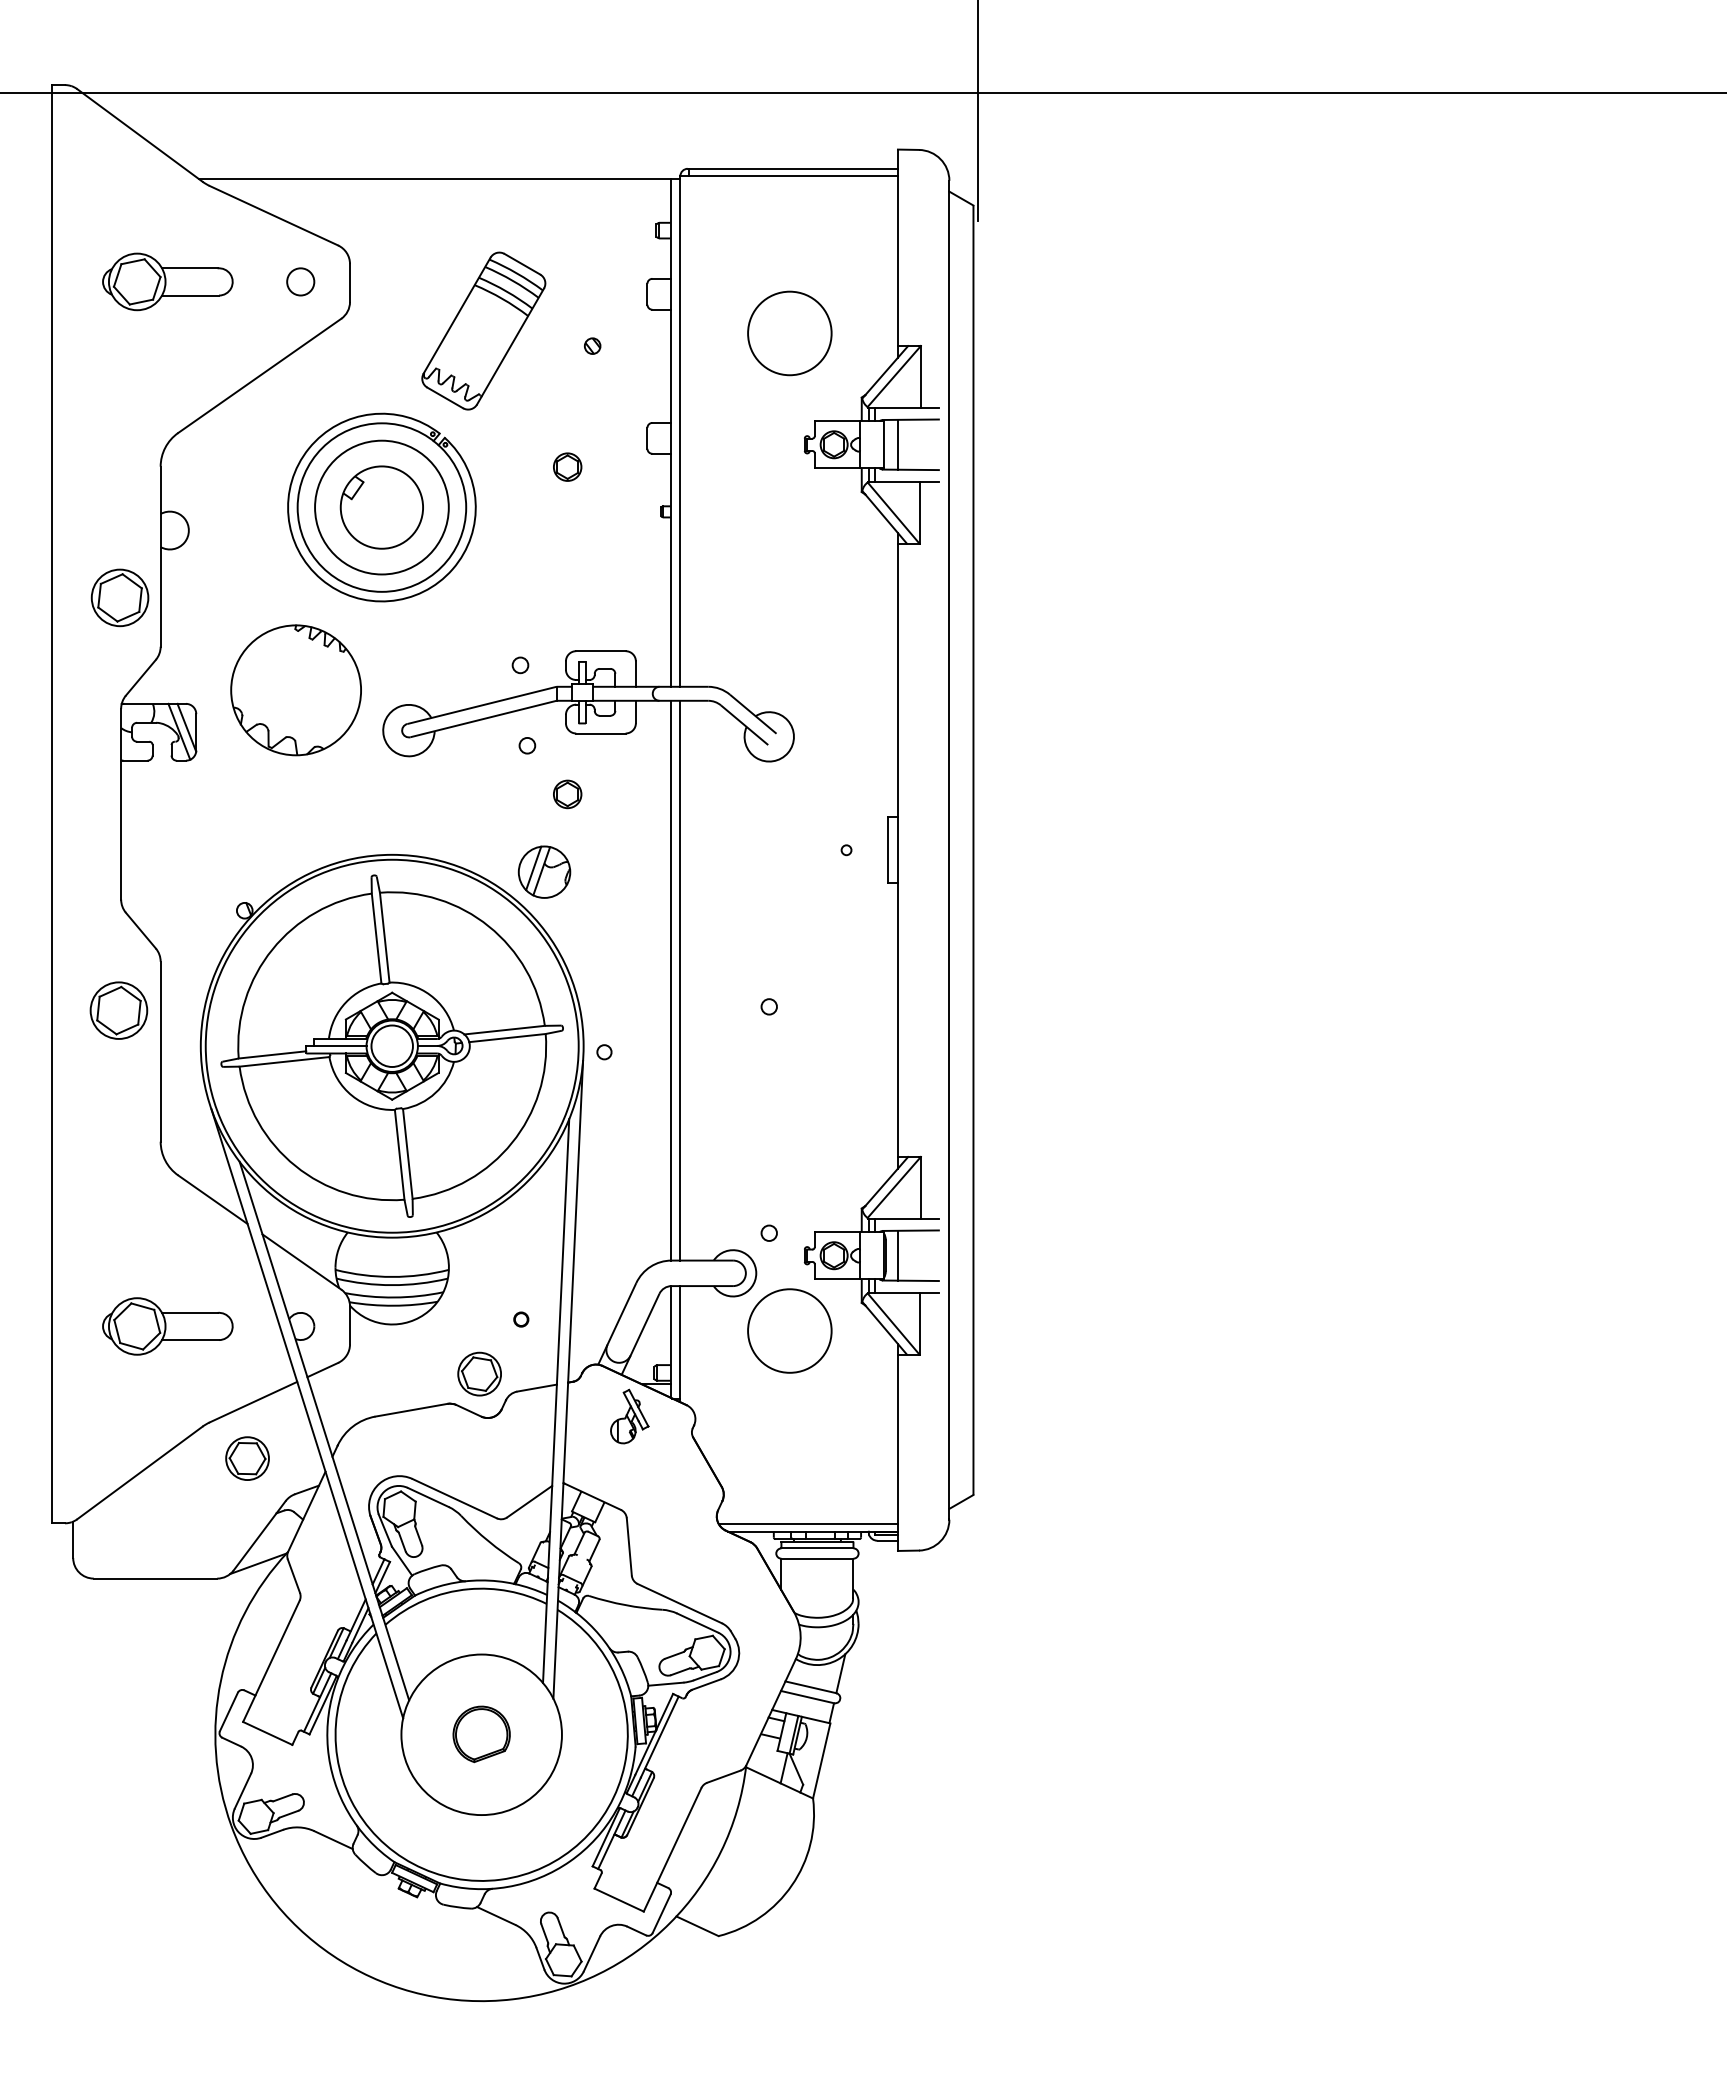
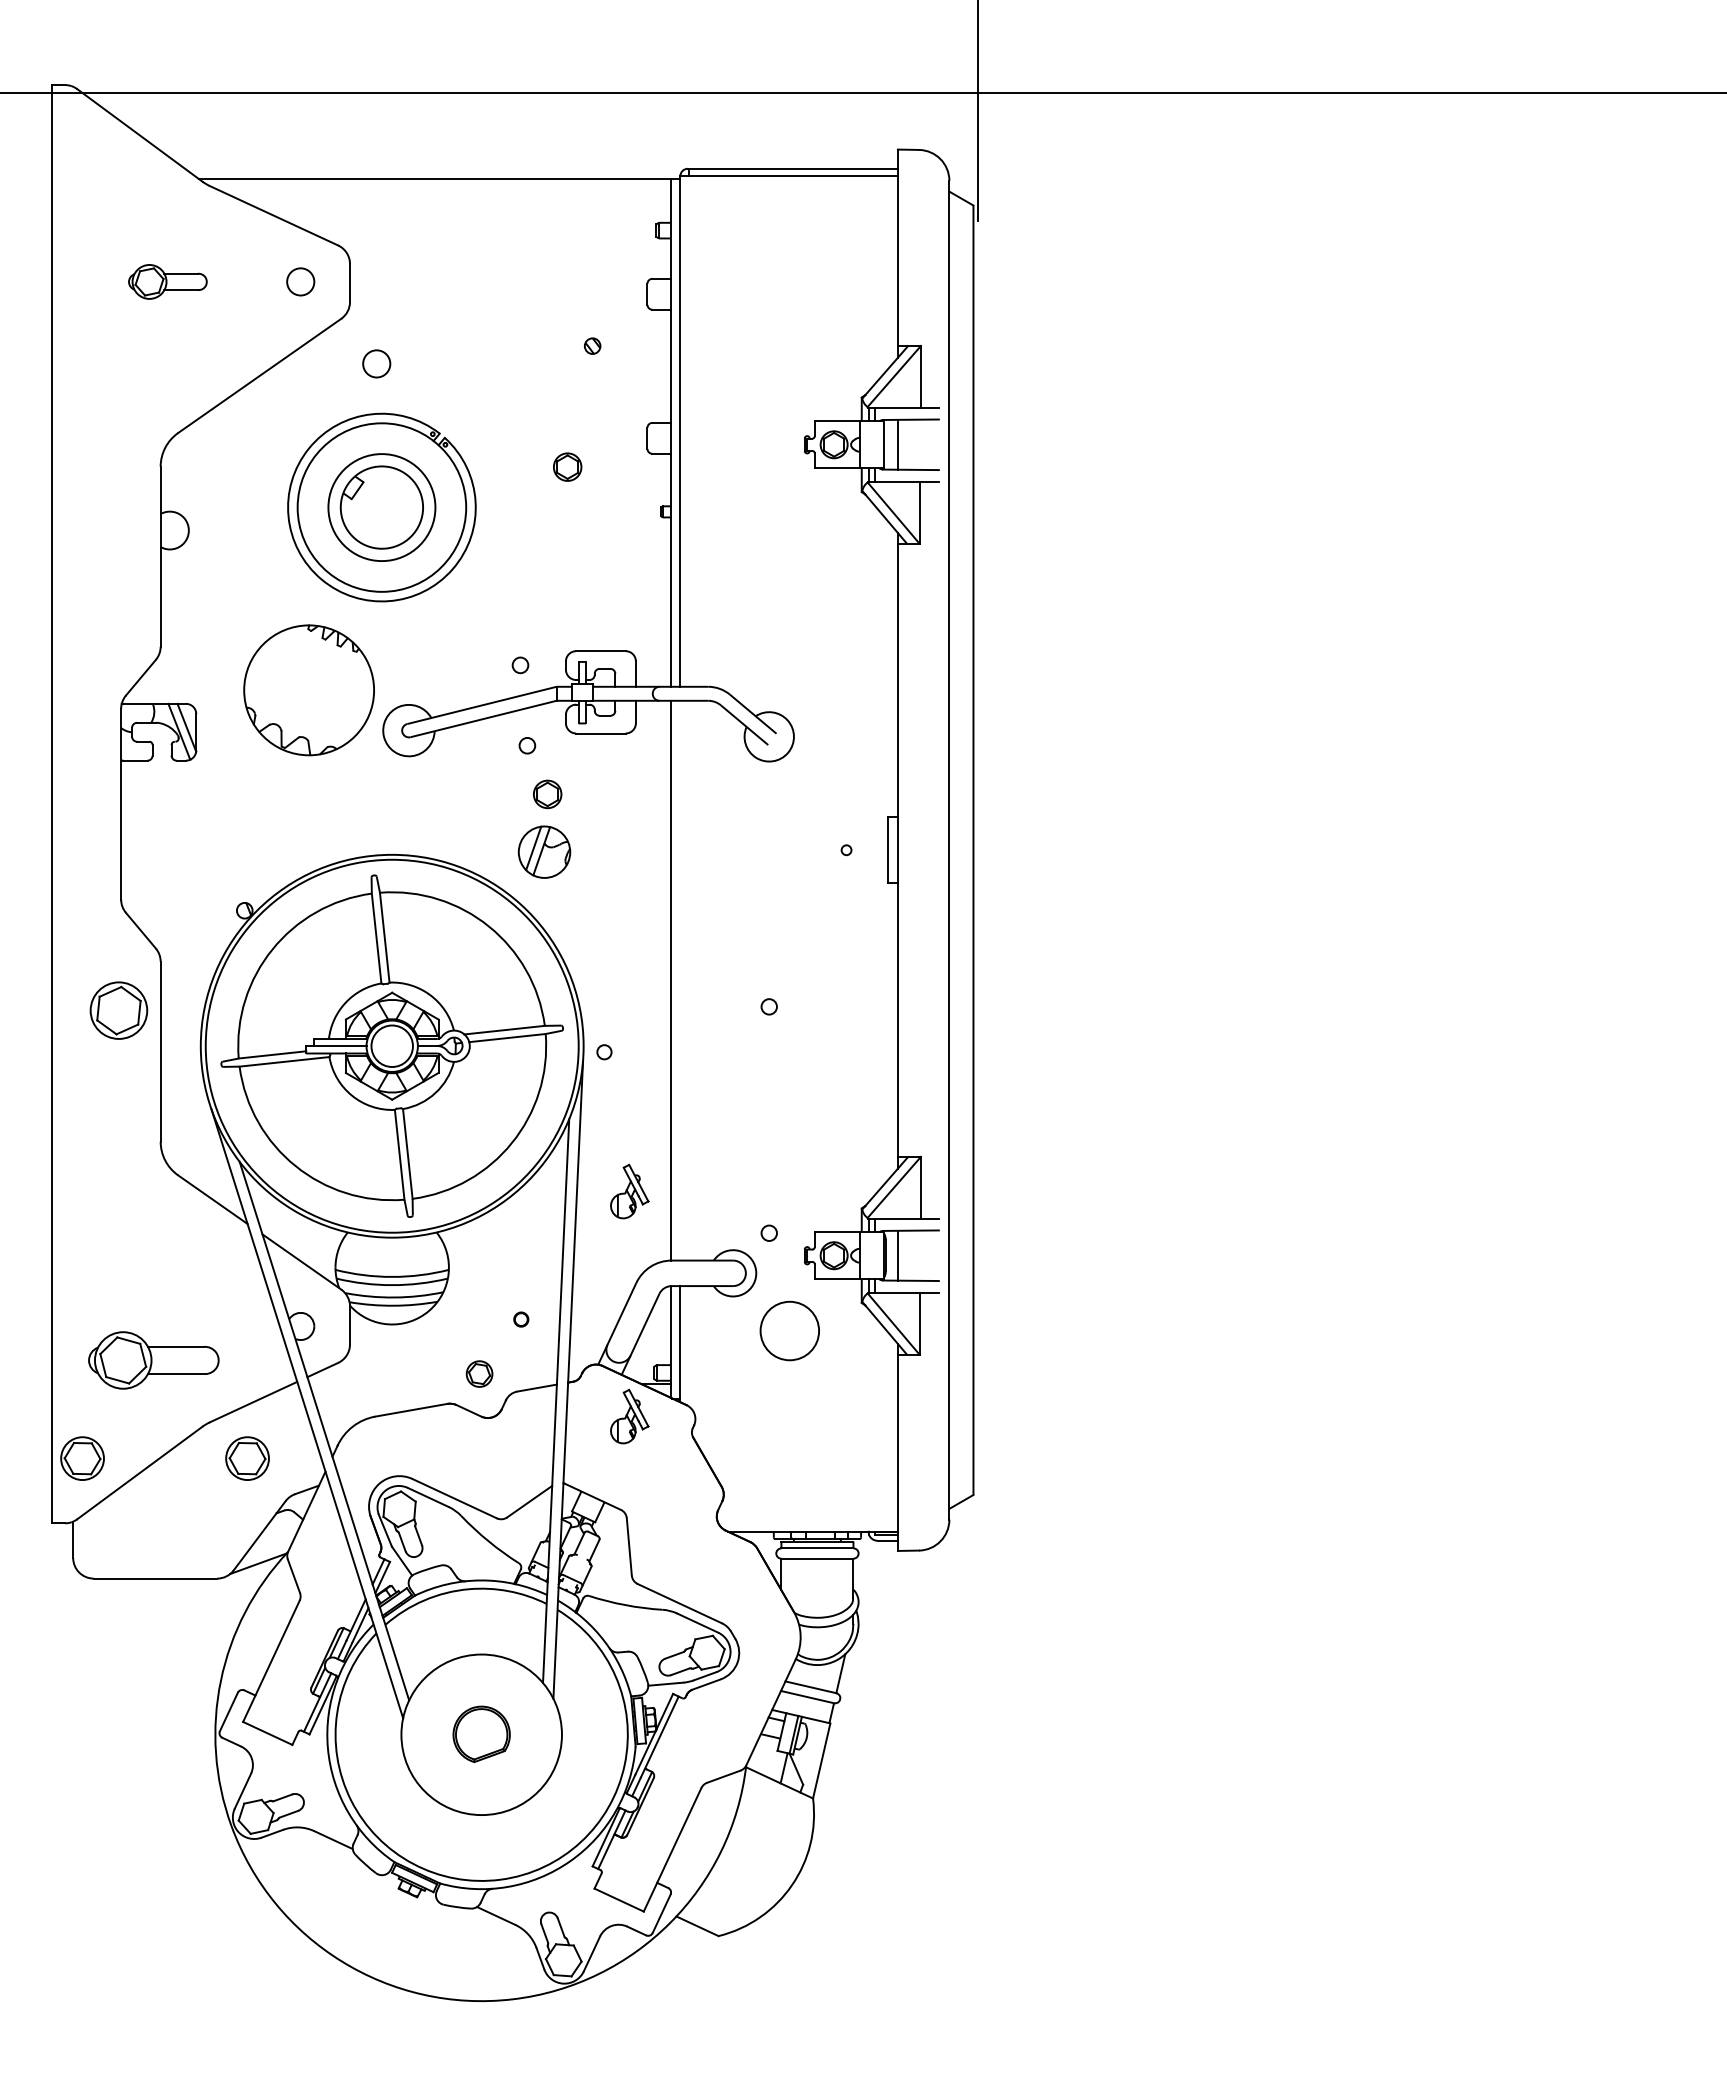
part size: 132x60 px -> 80x36 px (167, 281)
part: present -> none (483, 330)
circle: present -> none (789, 333)
circle: none -> present (376, 363)
circle diameter: 134 px -> 107 px (381, 507)
part: present -> none (119, 597)
part position: (295, 690) -> (308, 690) (308, 690)
part position: (567, 794) -> (547, 794) (547, 794)
part position: (544, 871) -> (544, 851) (544, 851)
line: present -> none (680, 980)
part: none -> present (629, 1191)
part position: (167, 1326) -> (153, 1360) (153, 1360)
circle diameter: 84 px -> 58 px (789, 1330)
part size: 45x46 px -> 29x28 px (479, 1373)
part: none -> present (82, 1458)
line: present -> none (807, 1524)
